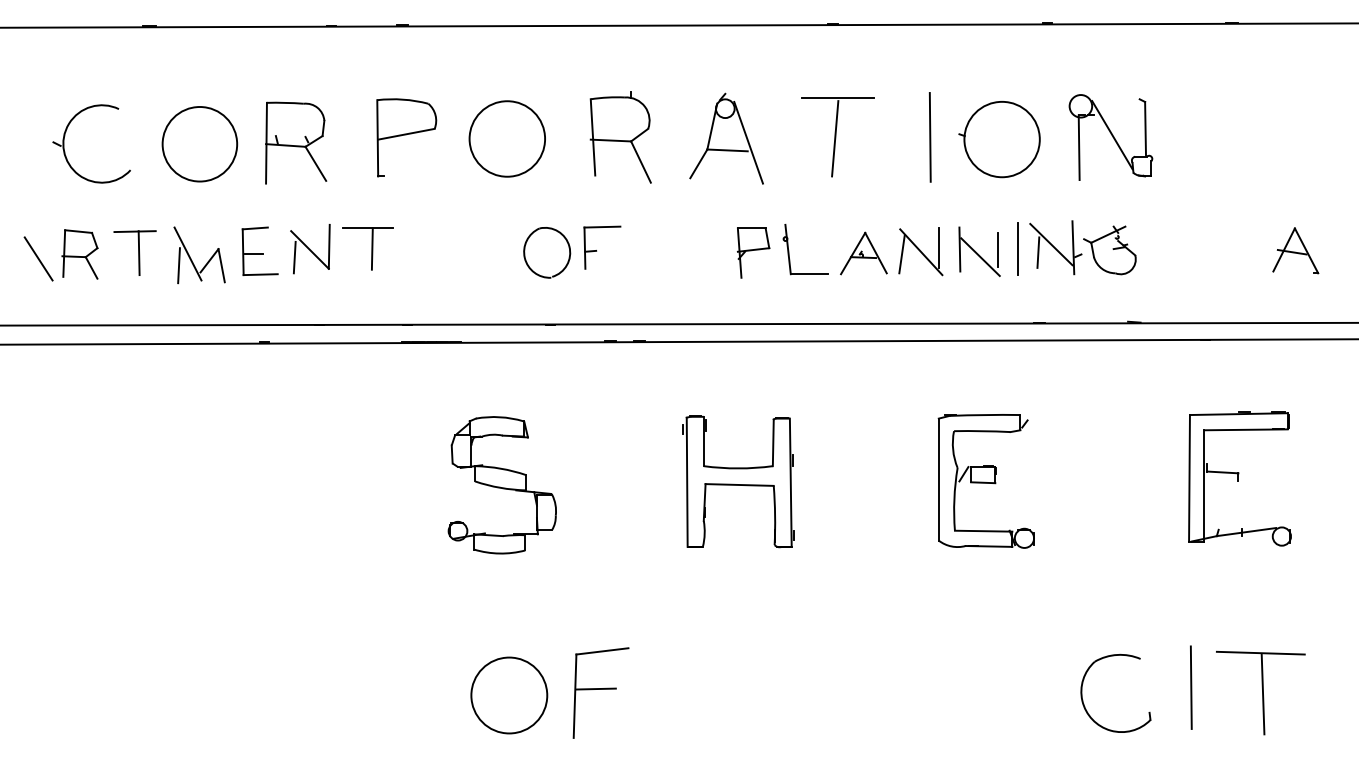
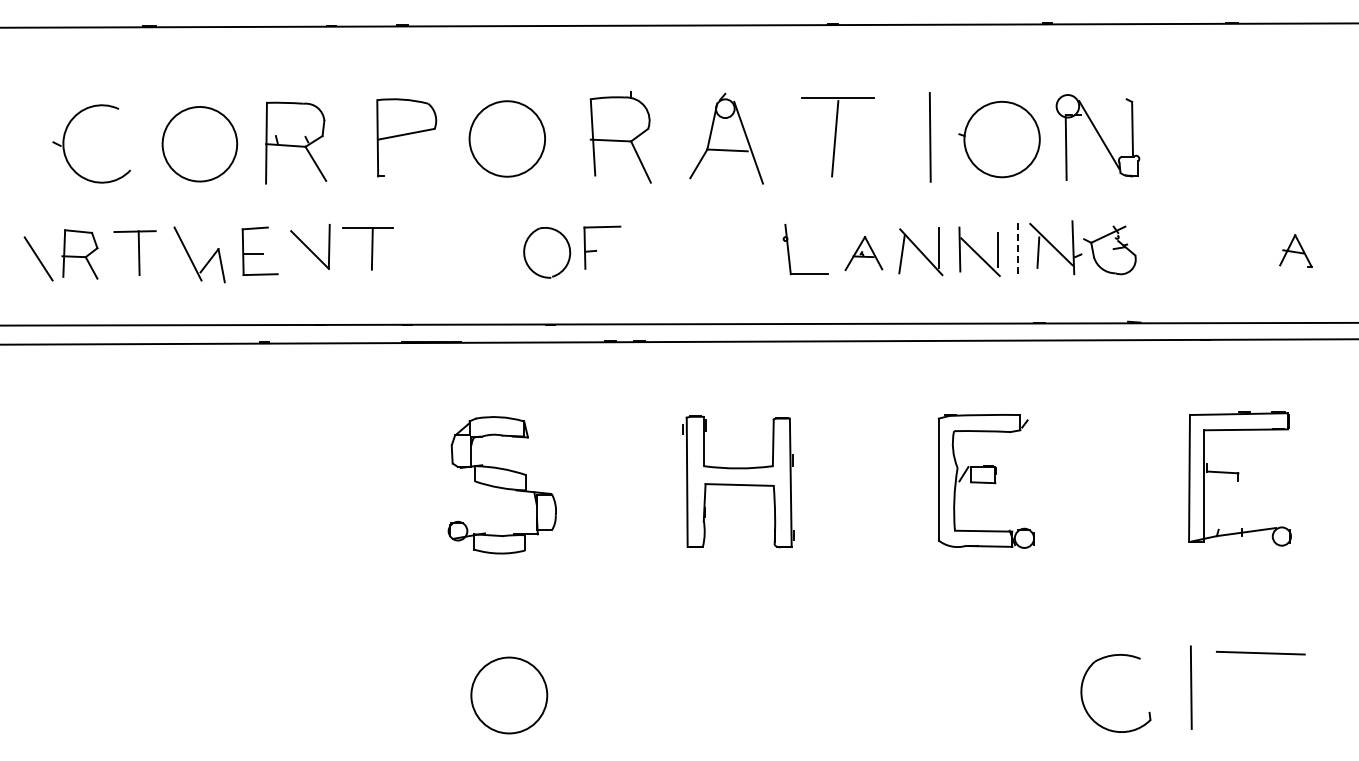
part position: (1110, 137) -> (1097, 137) (1097, 137)
line: solid -> dashed (1017, 249)
part size: 48x48 px -> 34x34 px (1295, 250)
part: present -> none (753, 252)
part size: 48x45 px -> 40x36 px (863, 253)
line: present -> none (294, 257)
line: present -> none (178, 265)
part: present -> none (600, 692)
line: present -> none (1262, 694)
